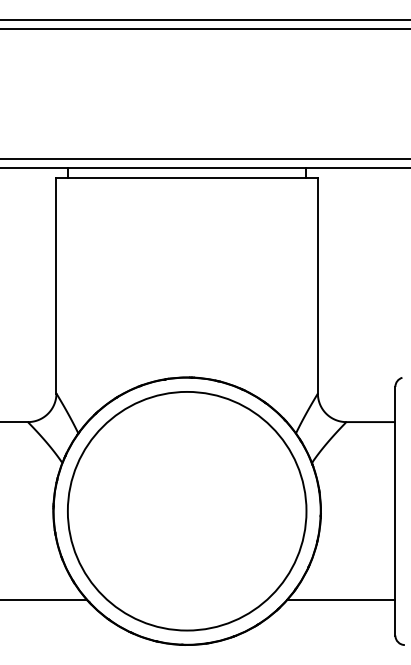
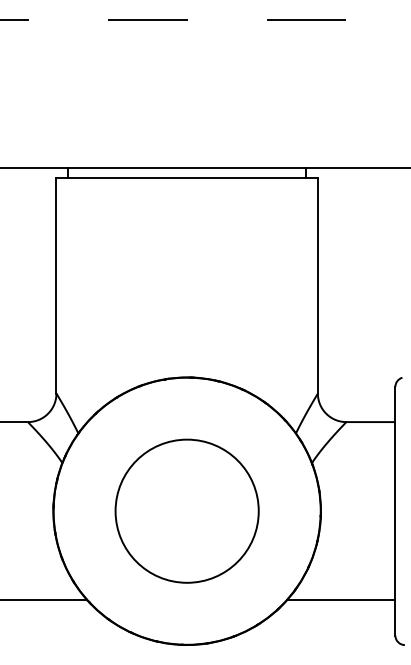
line: solid -> dashed (205, 19)
line: present -> none (204, 29)
line: present -> none (204, 158)
circle diameter: 239 px -> 143 px (186, 510)
